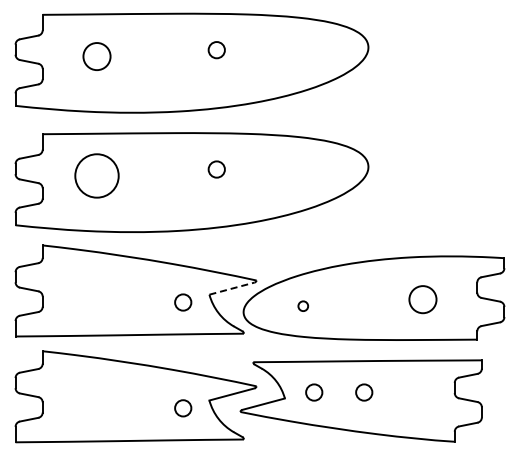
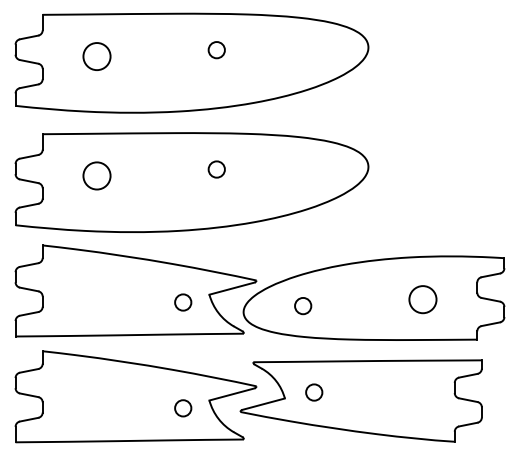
circle diameter: 43 px -> 27 px (96, 175)
line: dashed -> solid (232, 288)
circle size: 13x12 px -> 19x19 px (303, 306)
circle: present -> none (364, 392)
